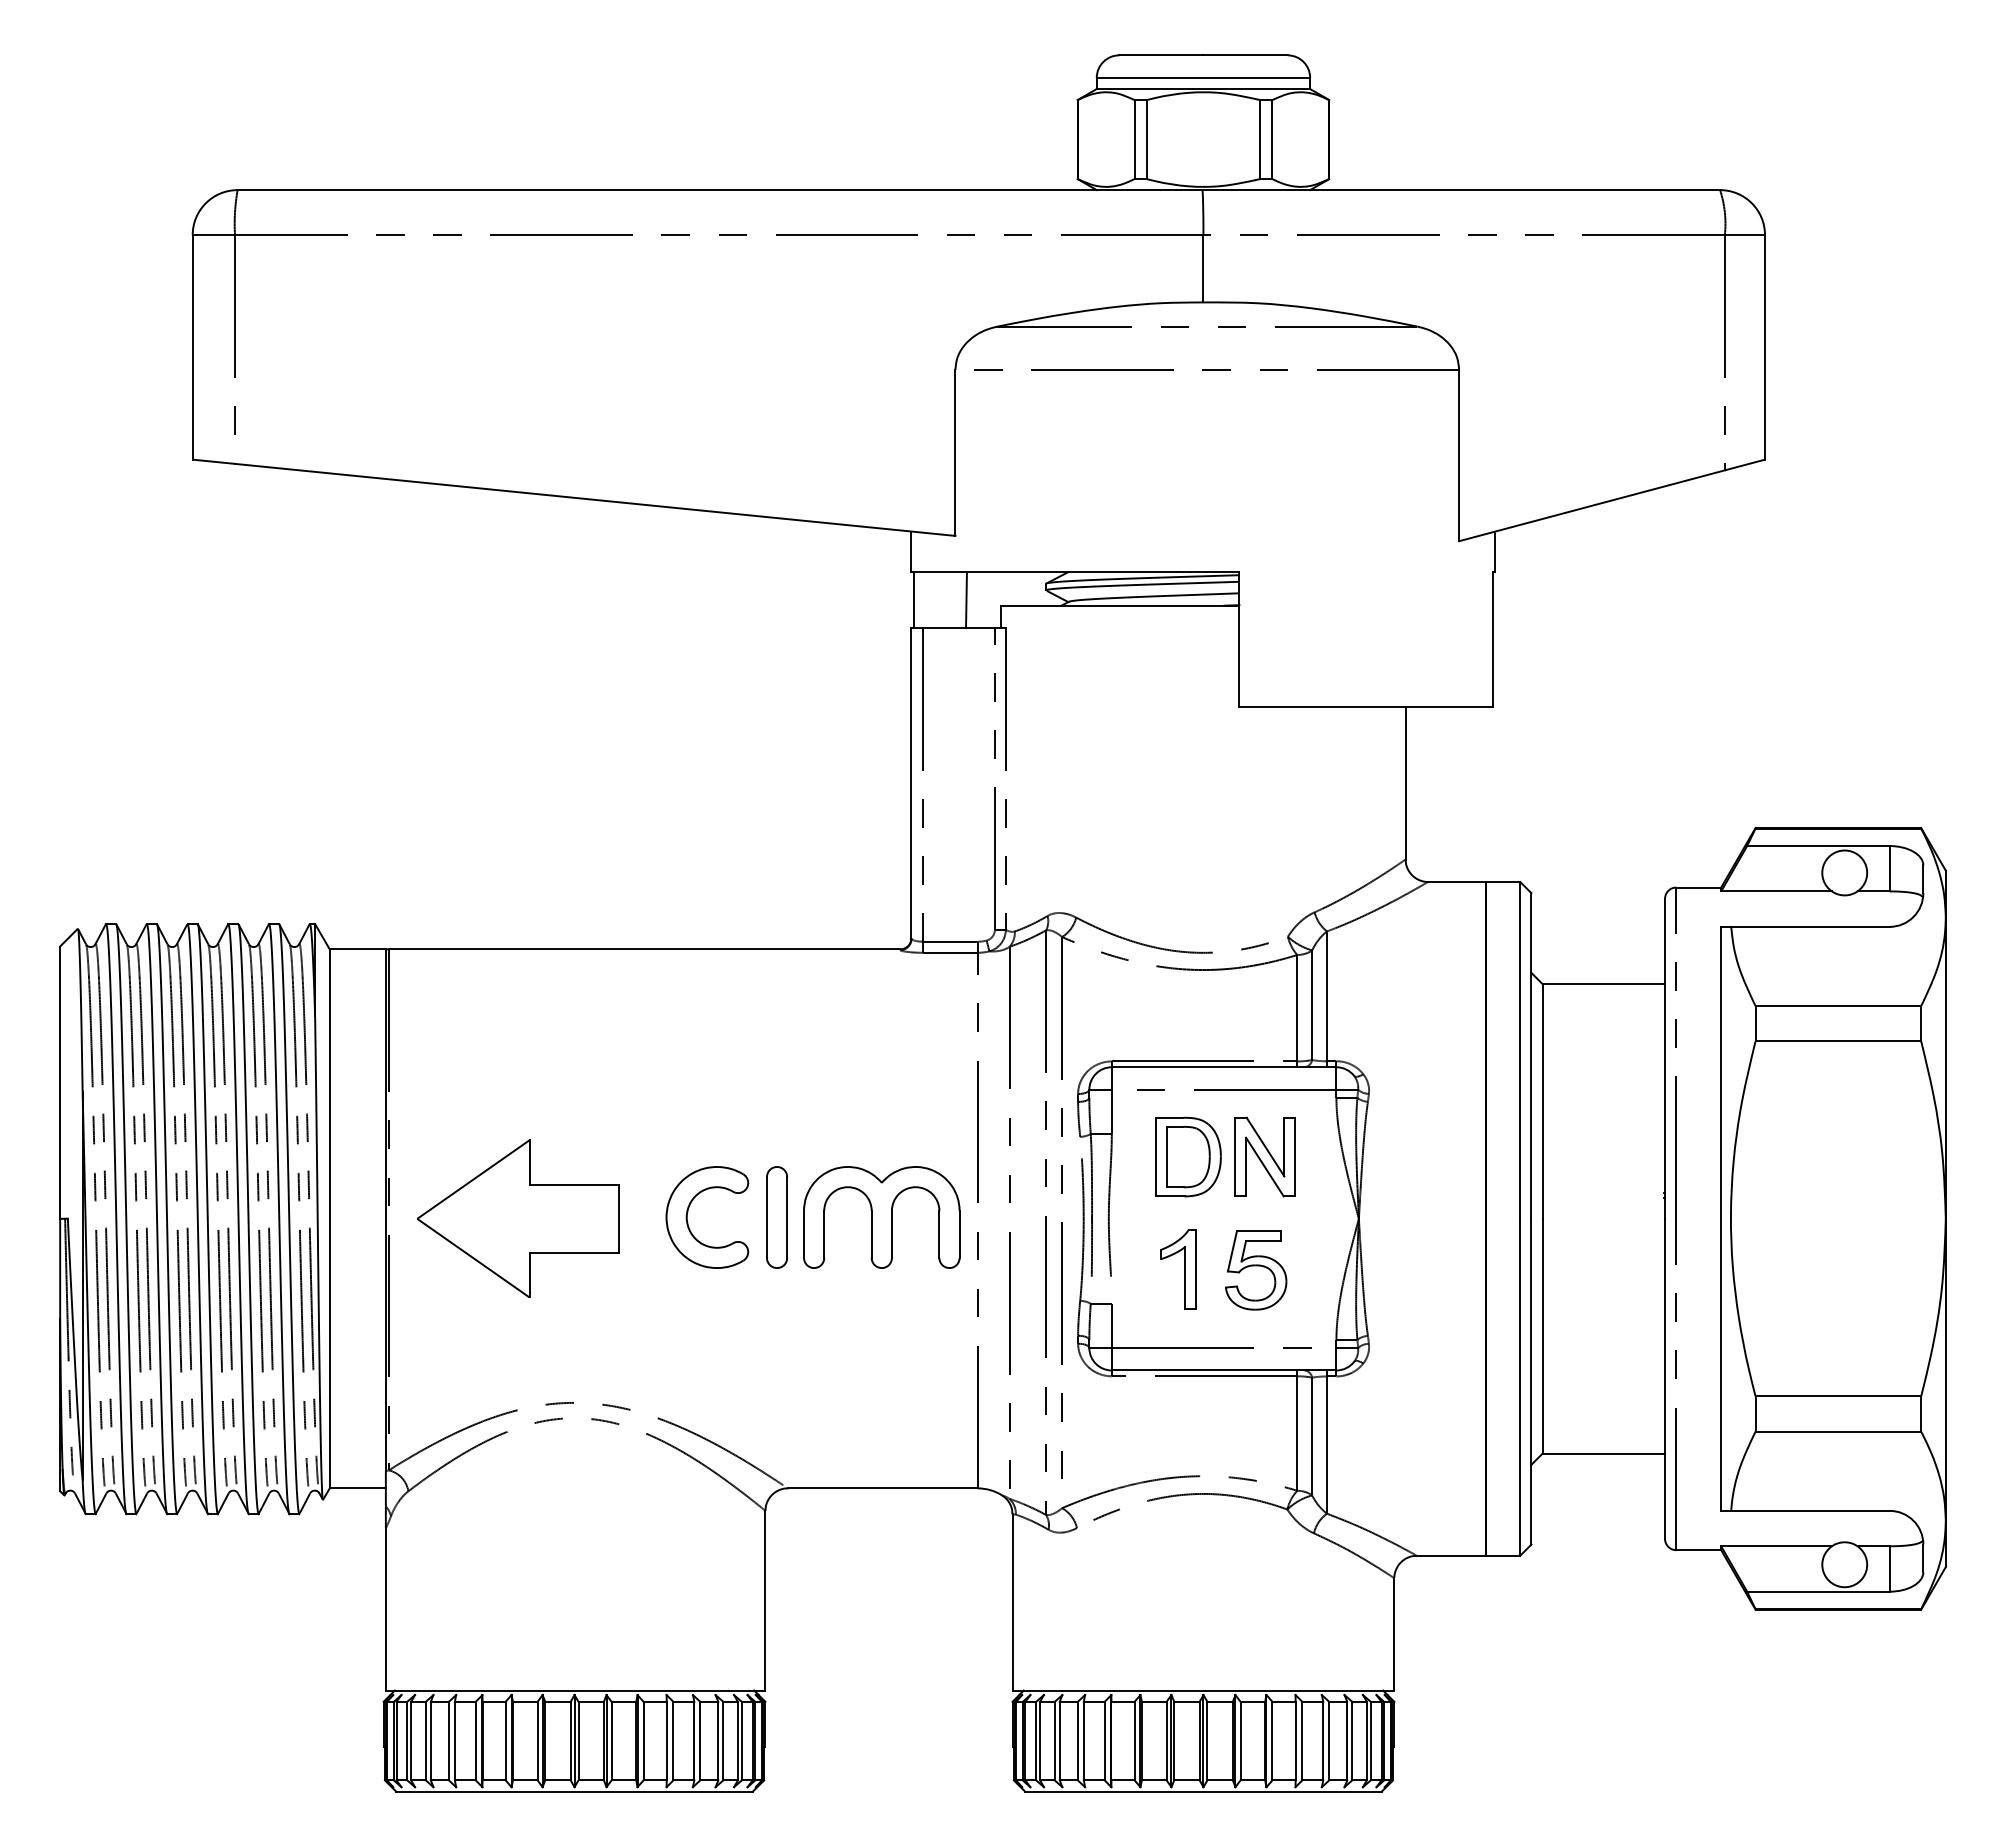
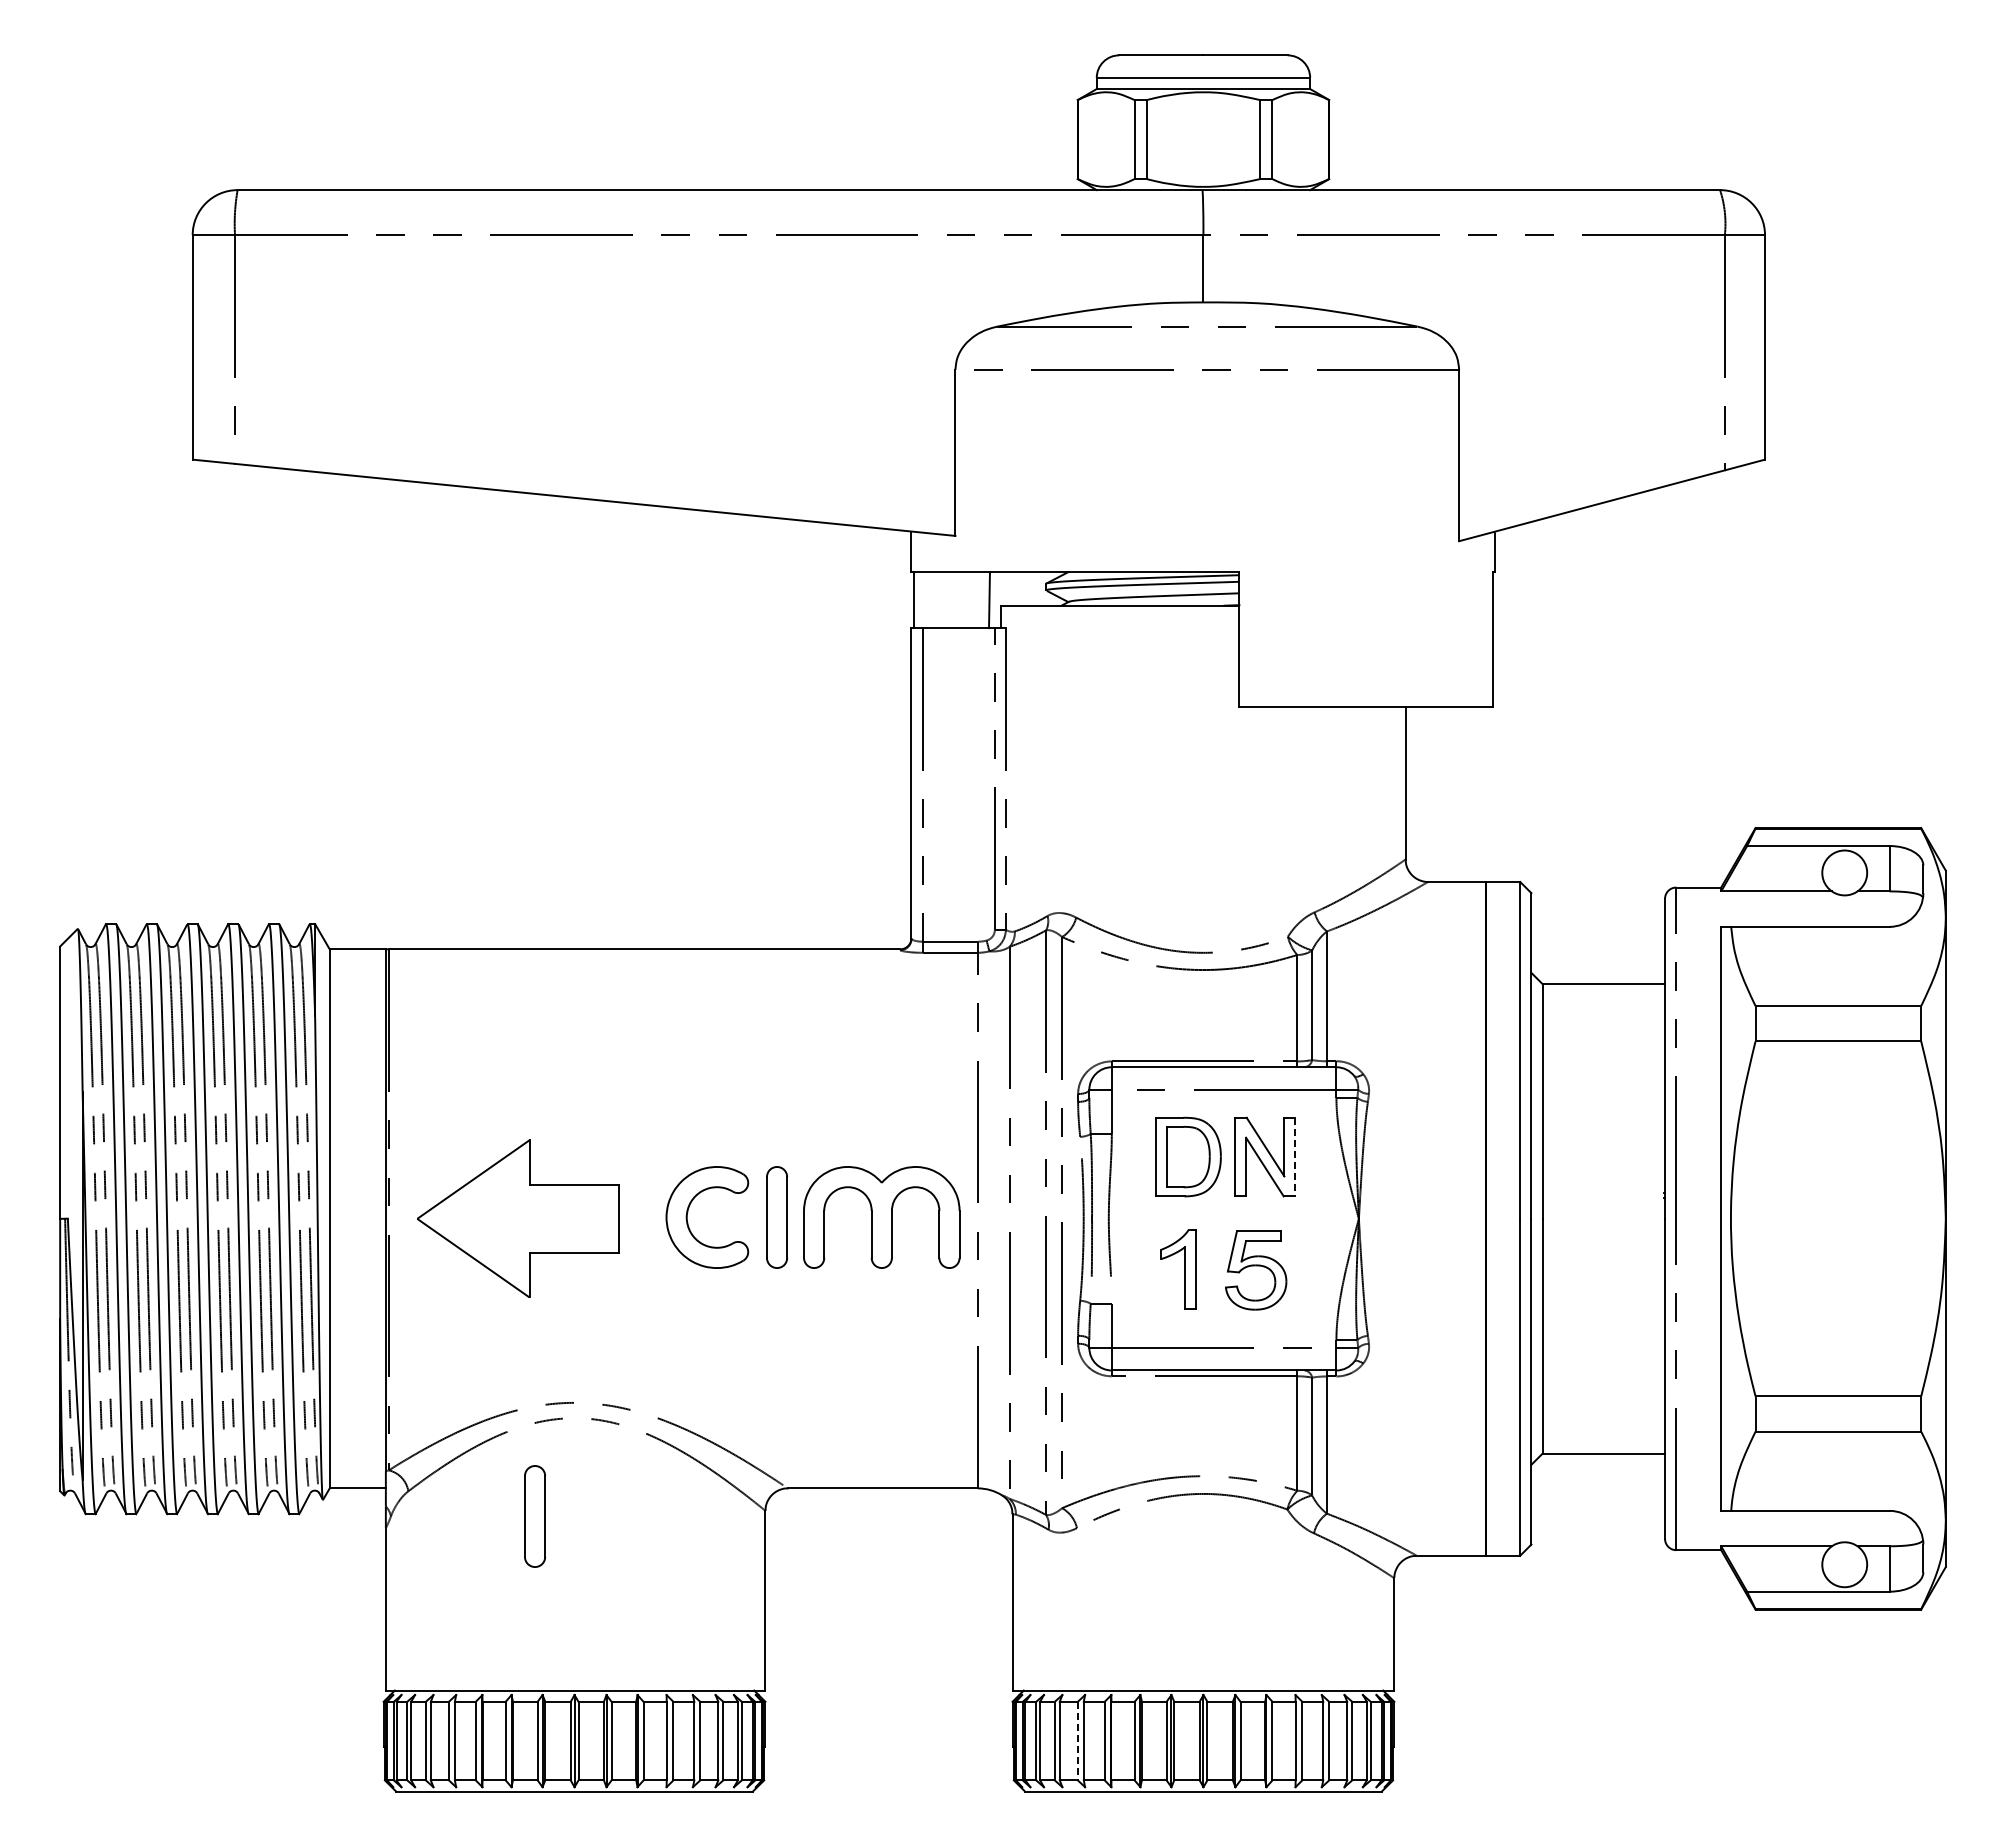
line position: (966, 599) -> (989, 599) (989, 599)
line: solid -> dashed (1295, 1157)
part: none -> present (535, 1516)
line: solid -> dashed (1077, 1741)
